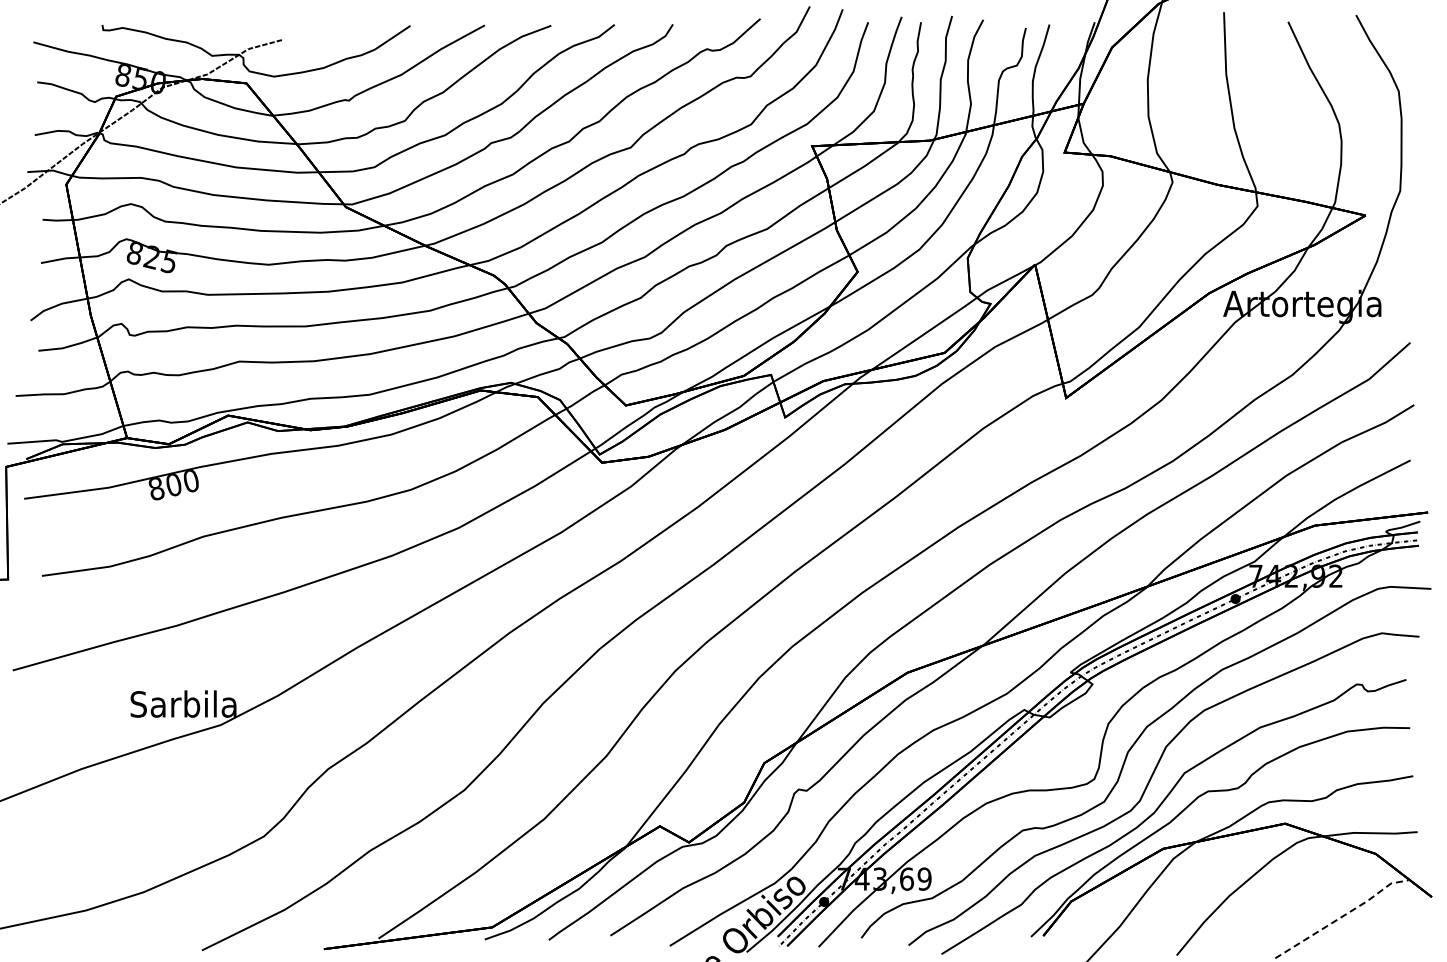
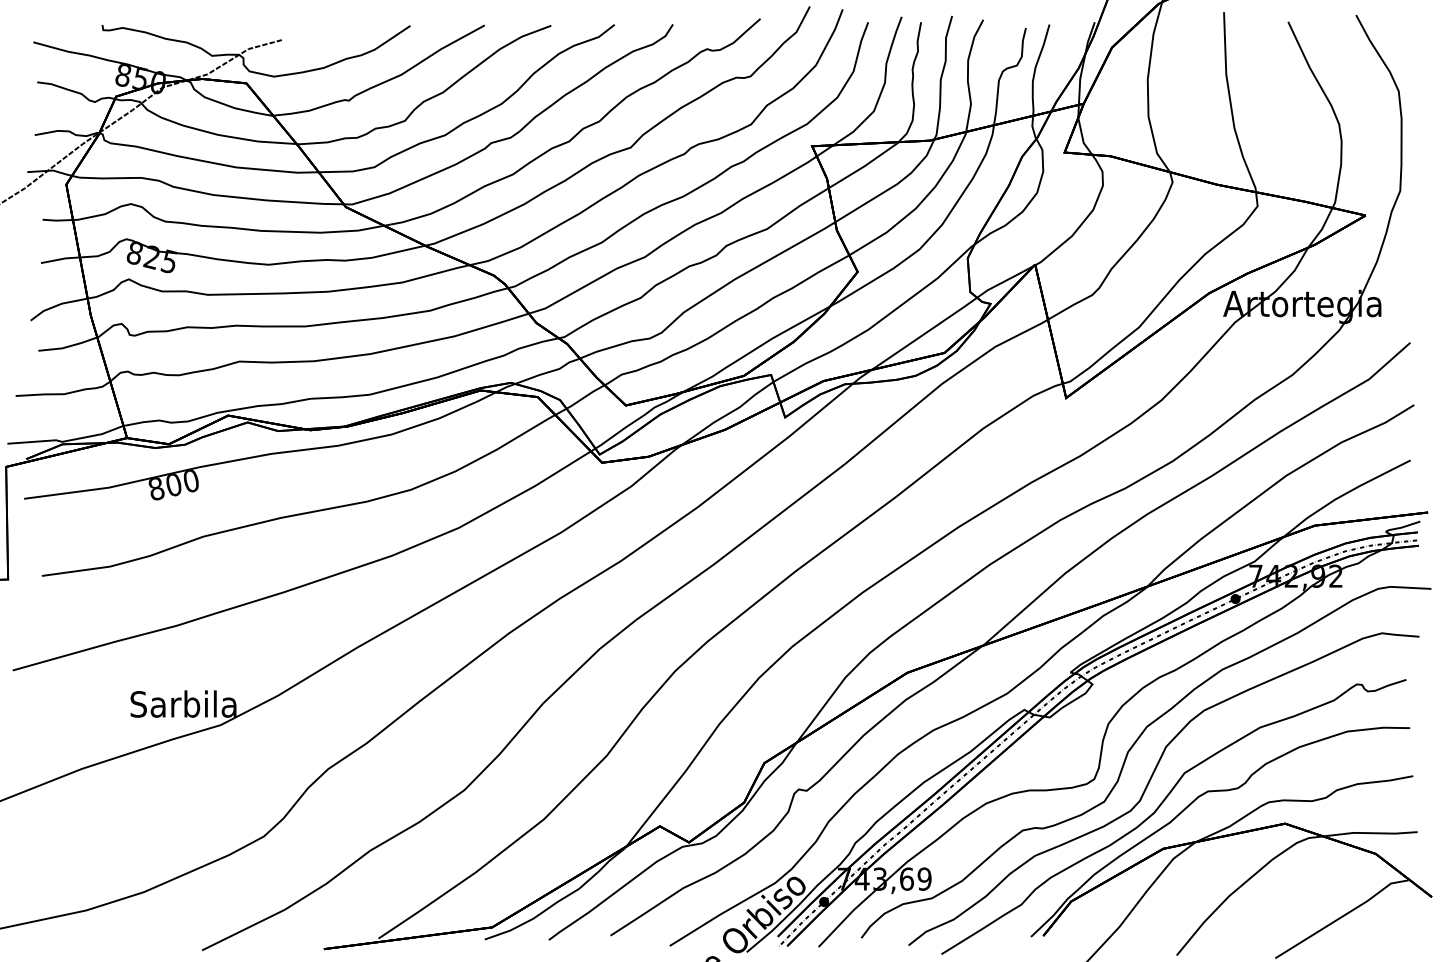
line: dashed -> solid (1342, 916)
